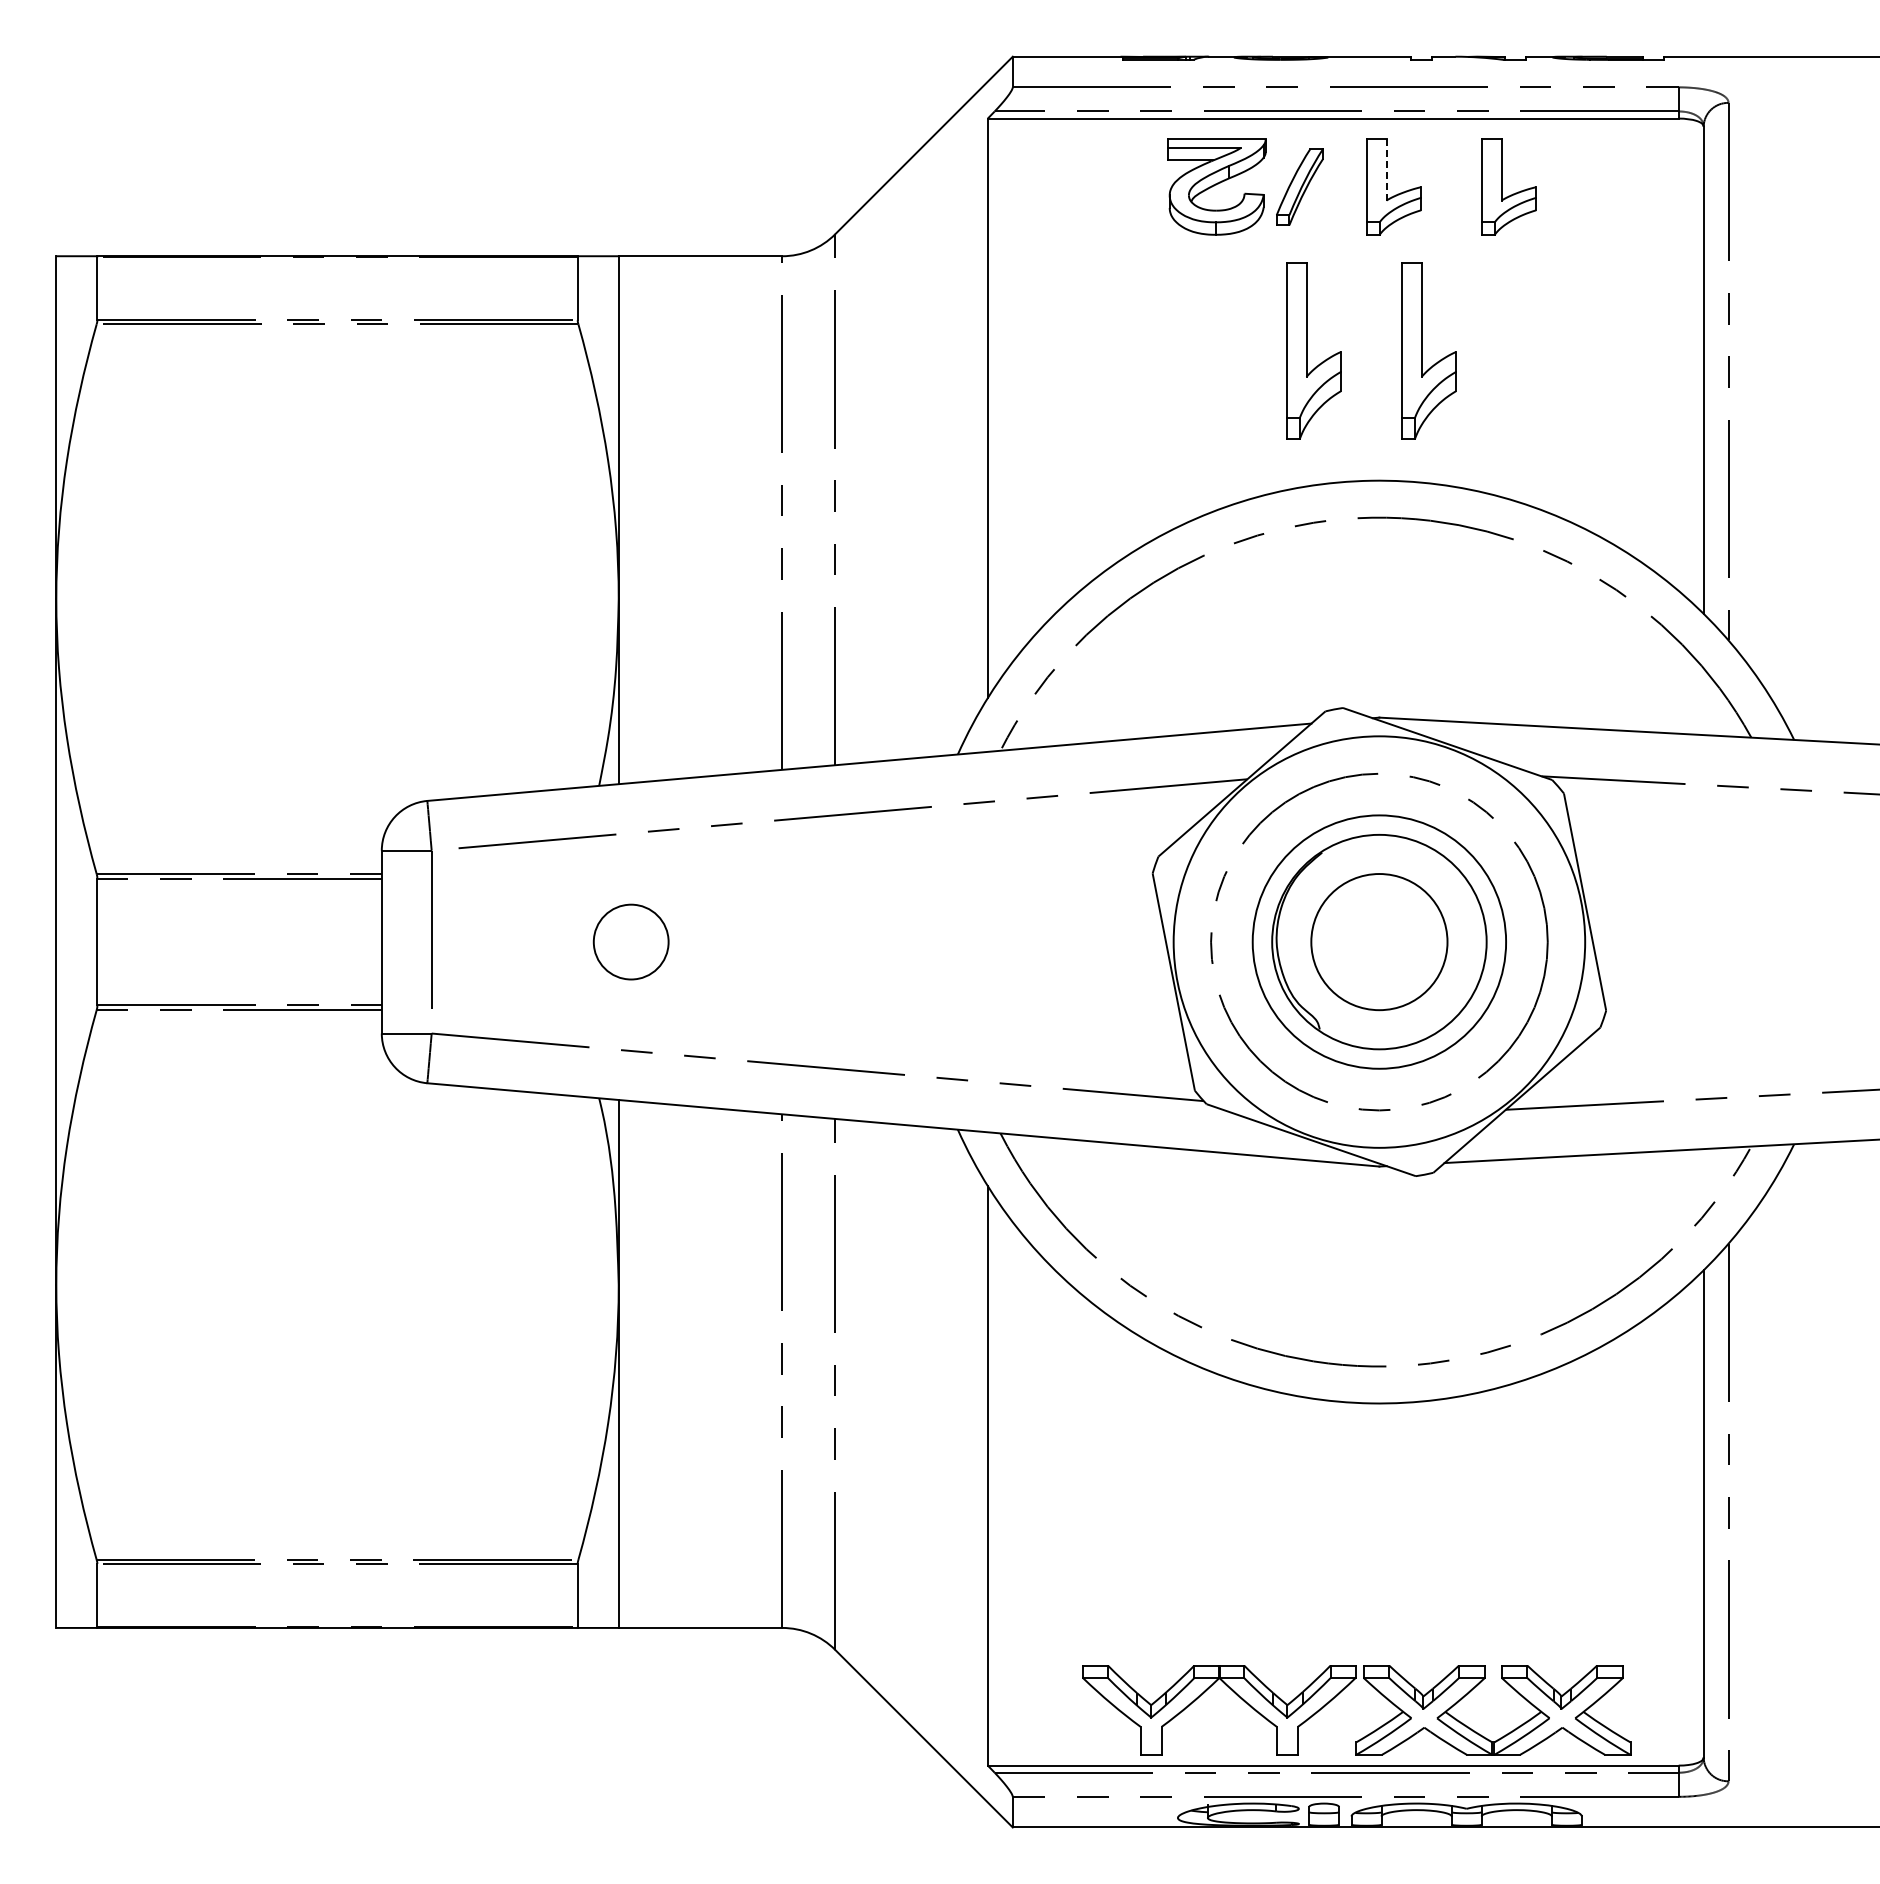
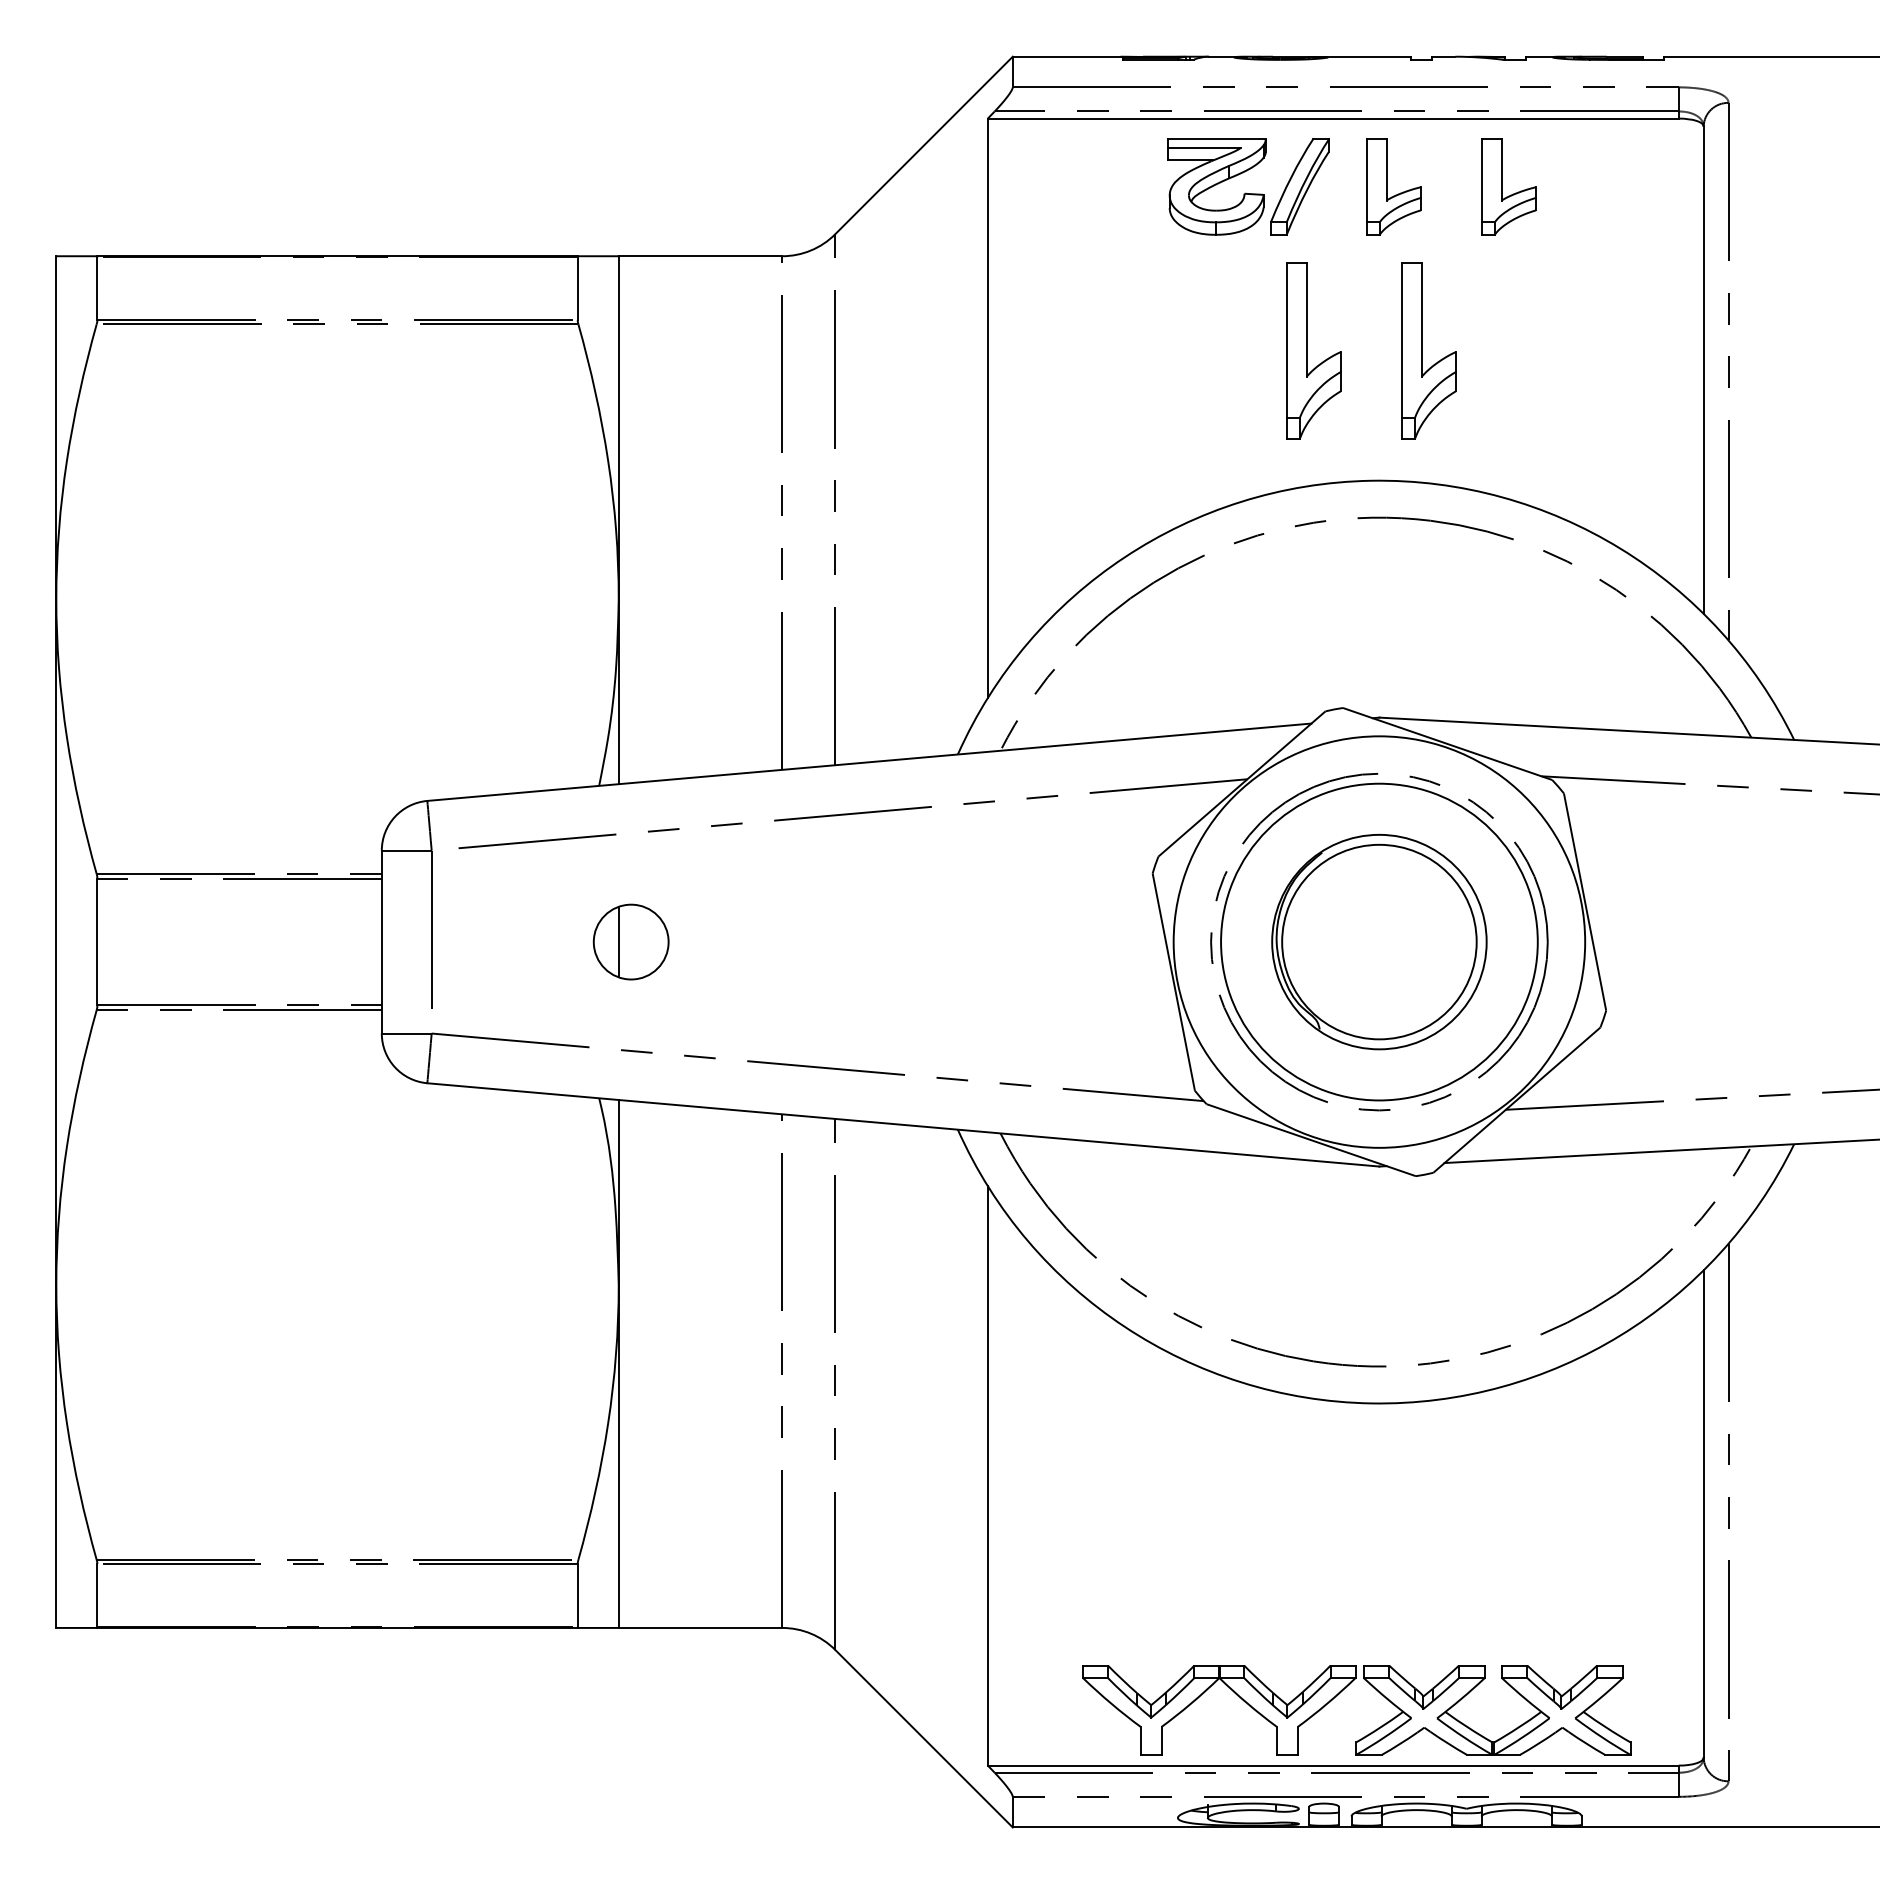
line: dashed -> solid (1386, 169)
part size: 48x78 px -> 60x98 px (1299, 186)
line: none -> present (618, 941)
circle diameter: 253 px -> 317 px (1379, 941)
circle diameter: 136 px -> 195 px (1379, 941)
